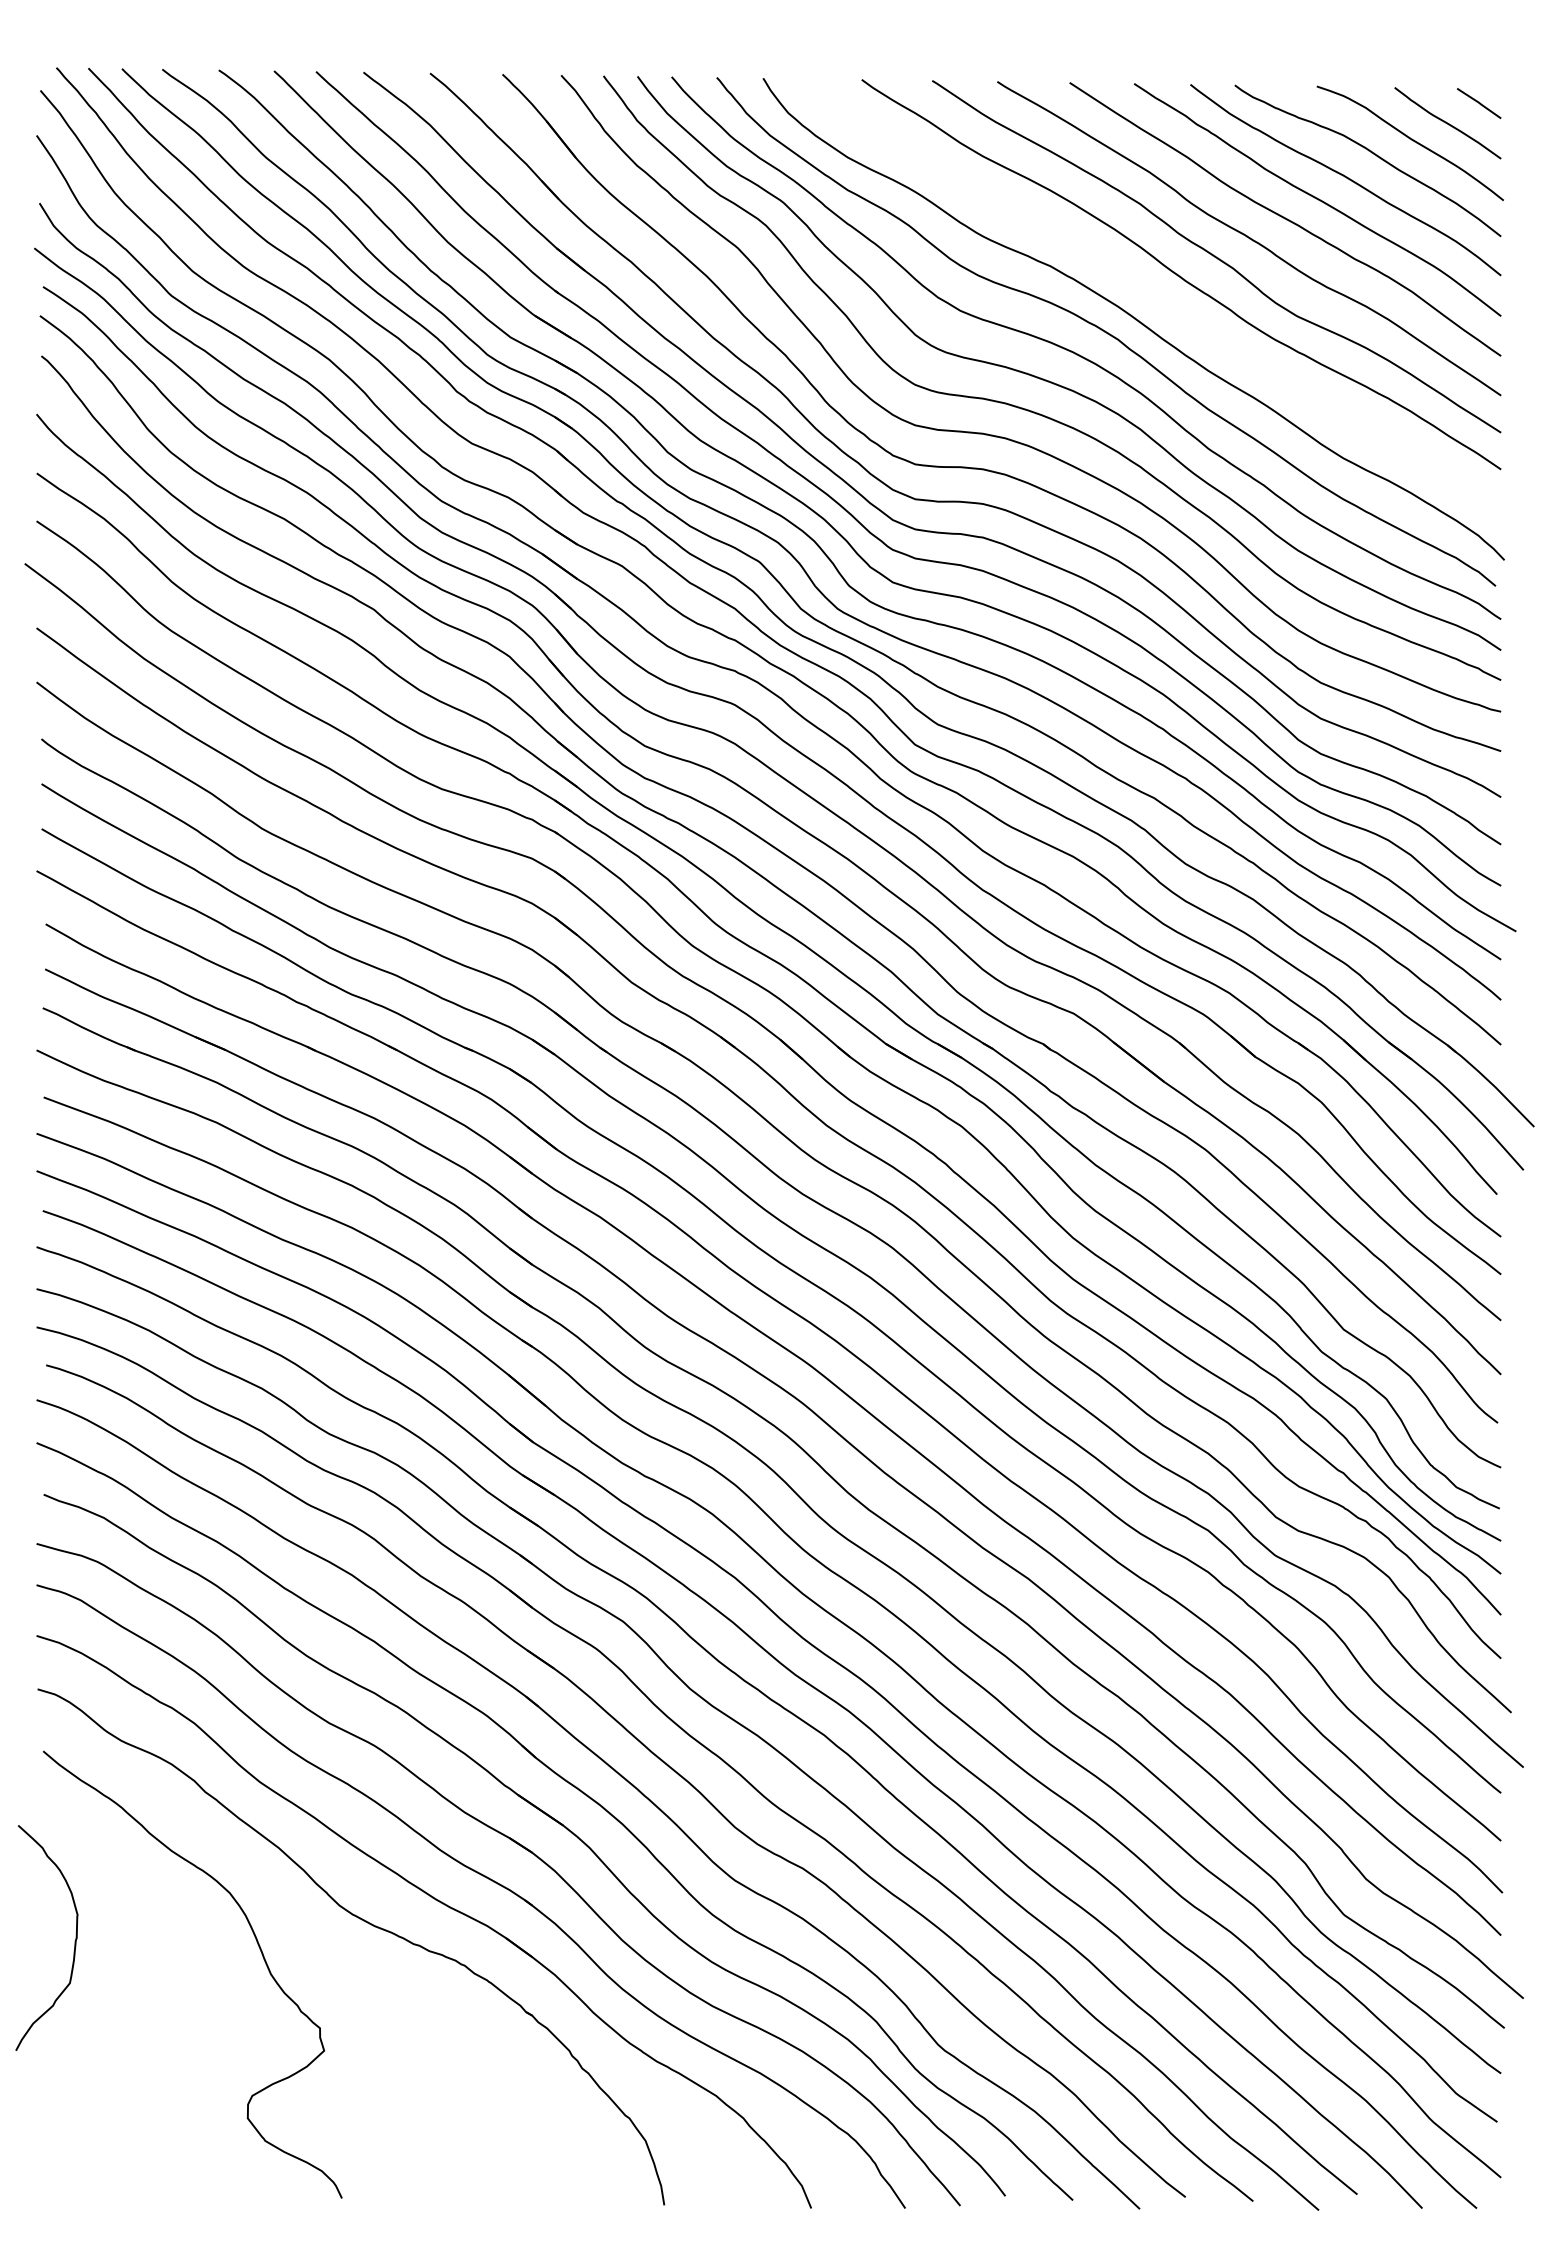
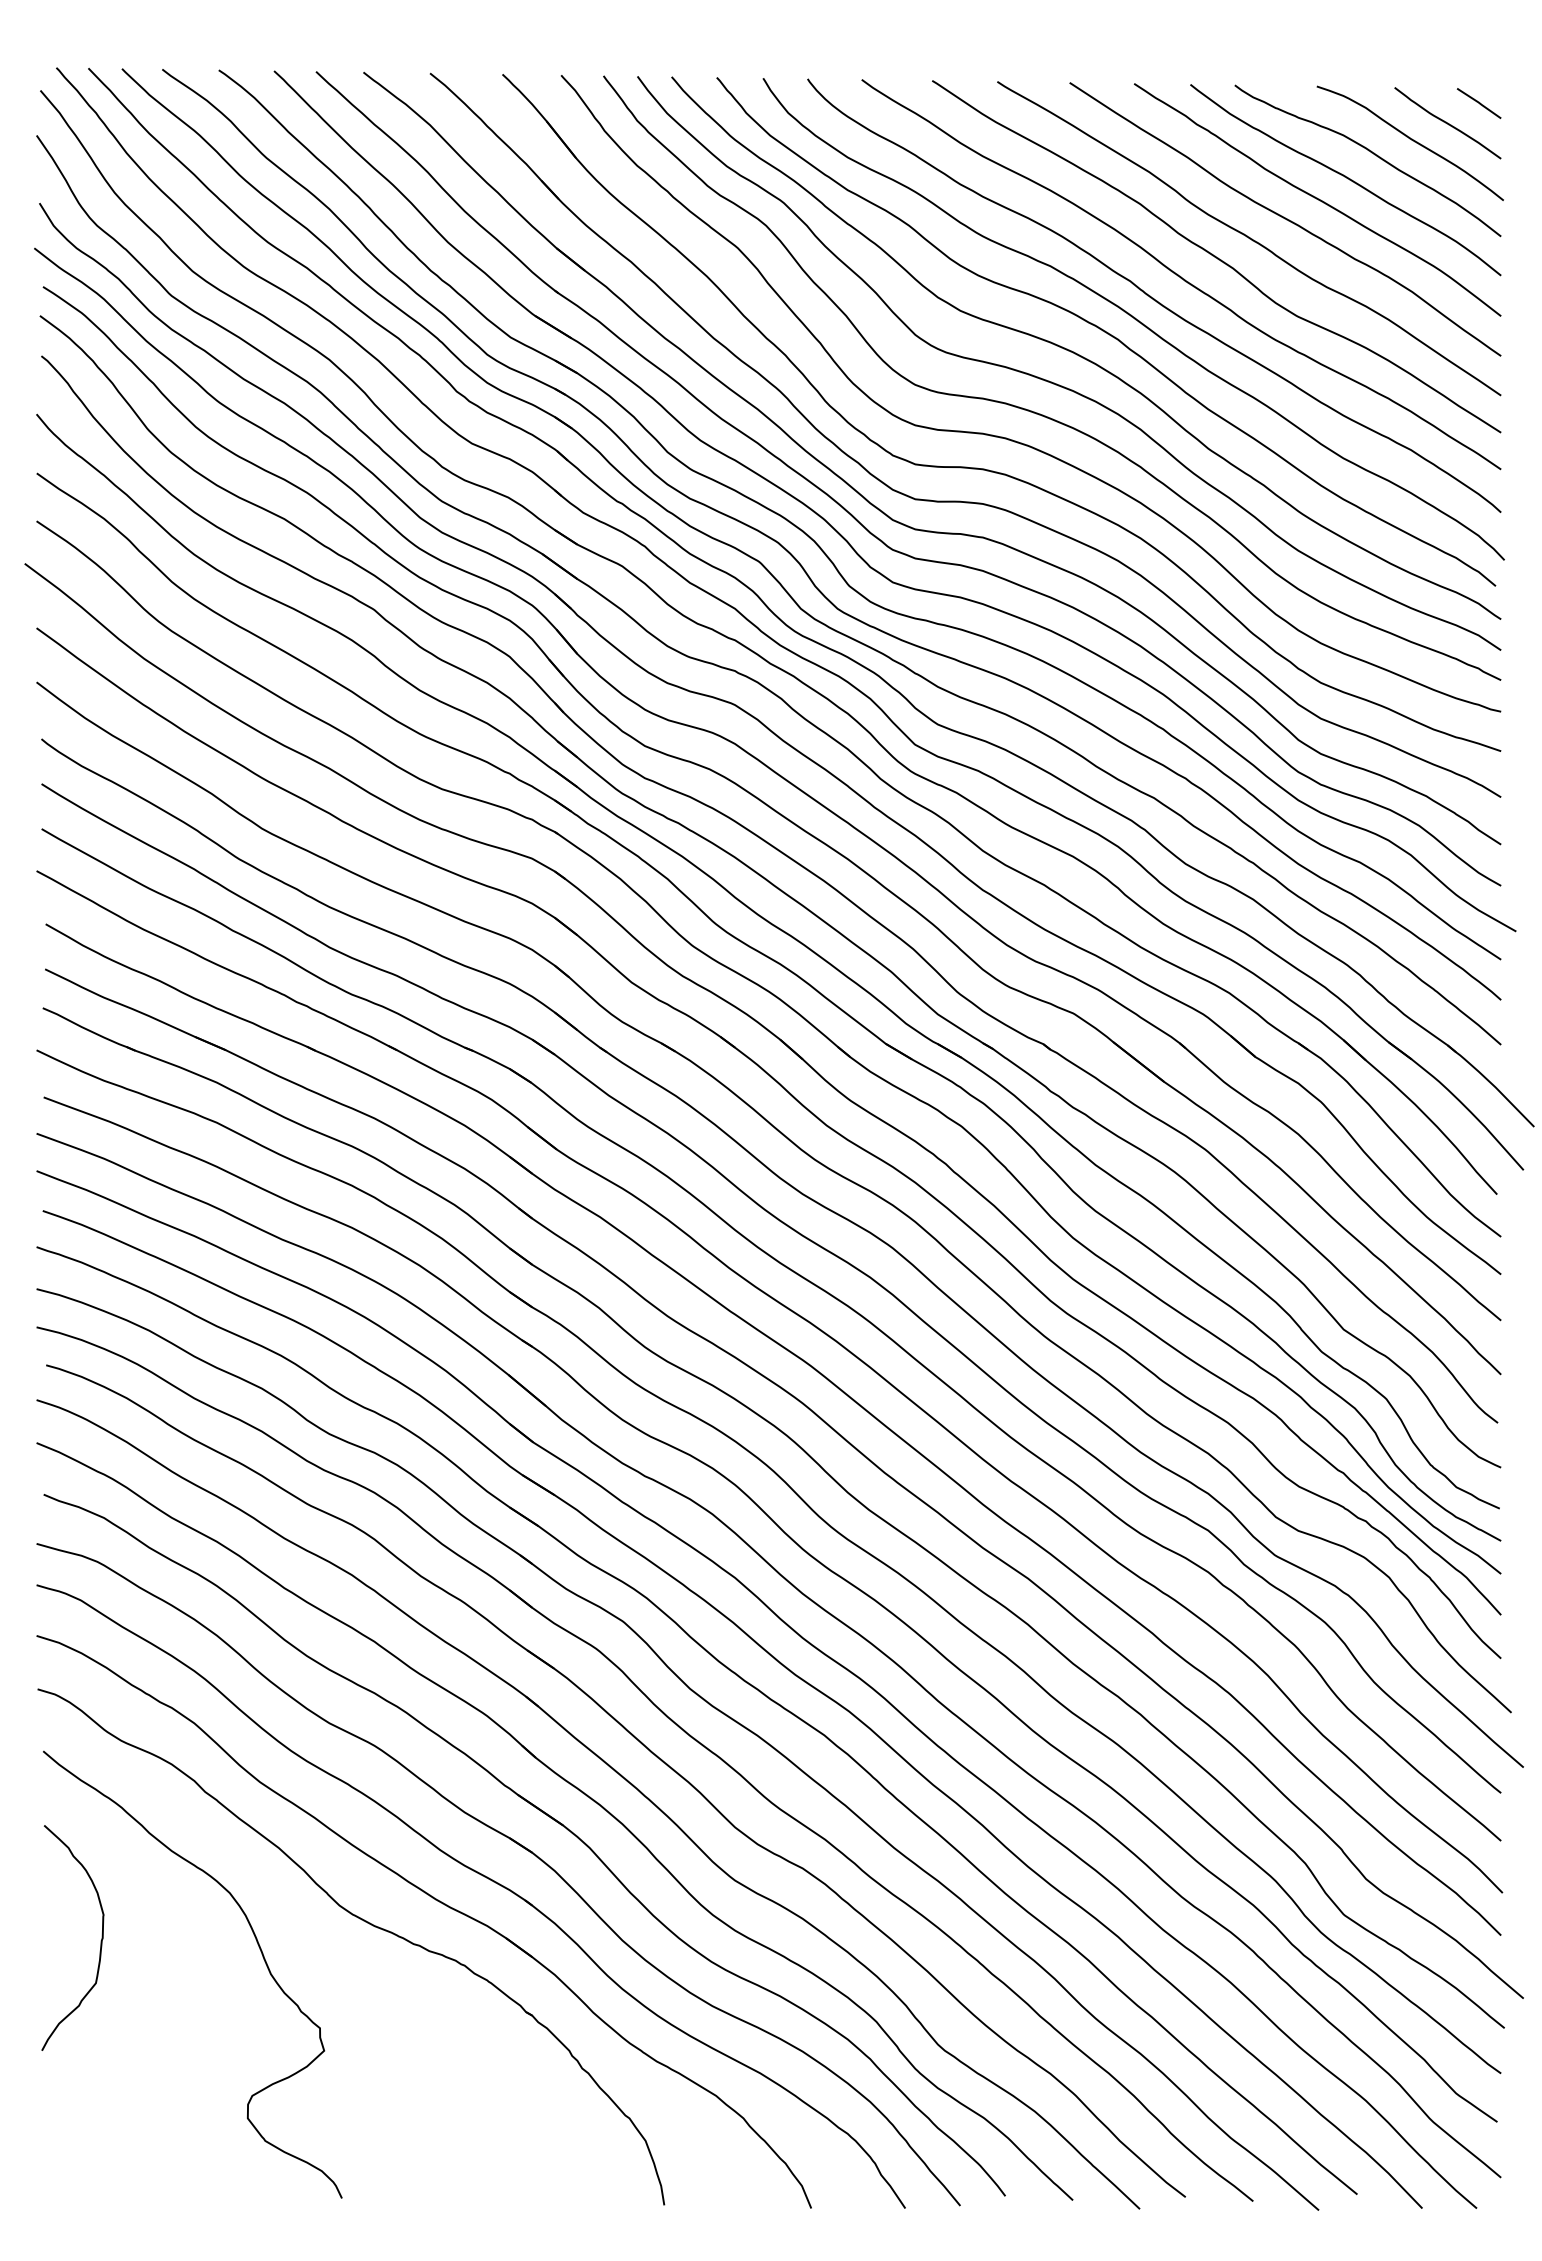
curve: none -> present (1153, 297)
curve position: (74, 1940) -> (100, 1940) (100, 1940)
